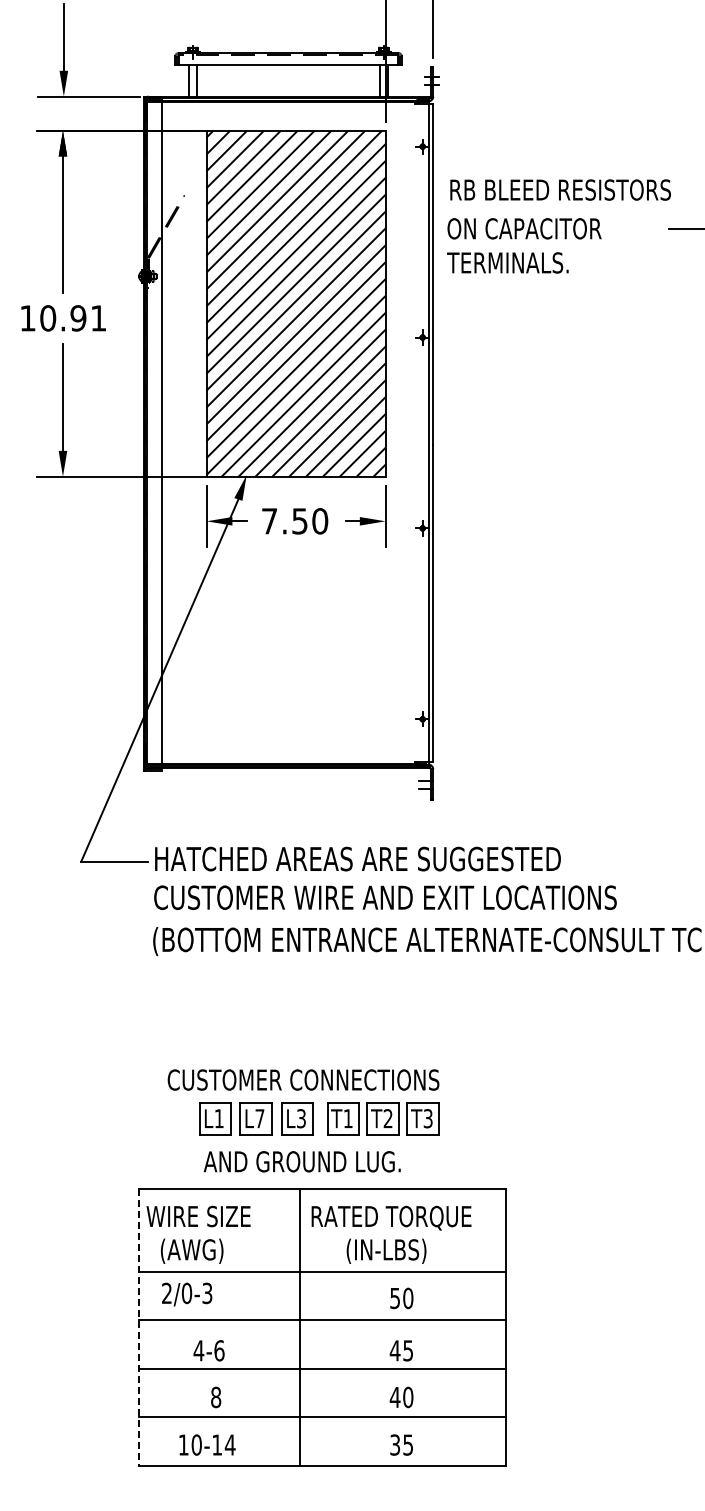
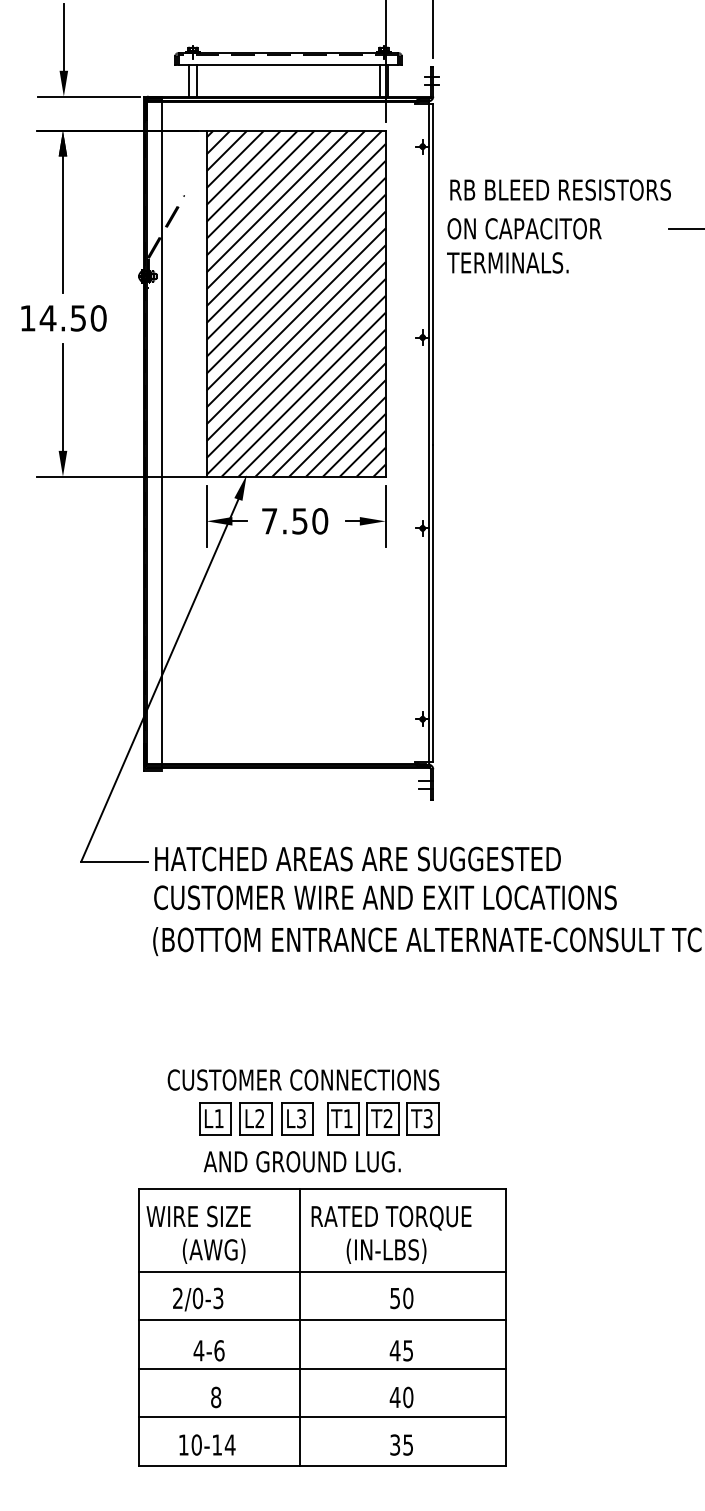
text: 10.91 -> 14.50 (72, 318)
text: L7 -> L2 (259, 1118)
text position: (191, 1250) -> (213, 1250) (213, 1250)
text position: (187, 1294) -> (198, 1299) (198, 1299)
line: dashed -> solid (139, 1327)
